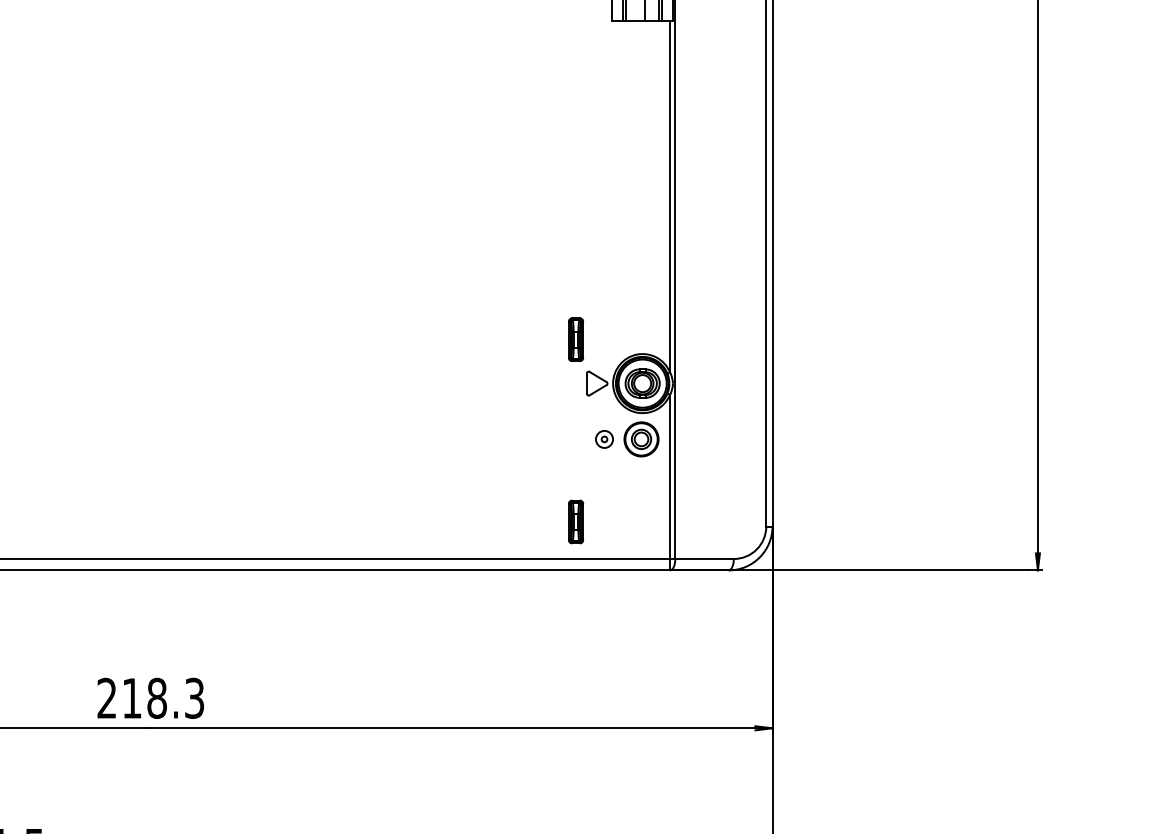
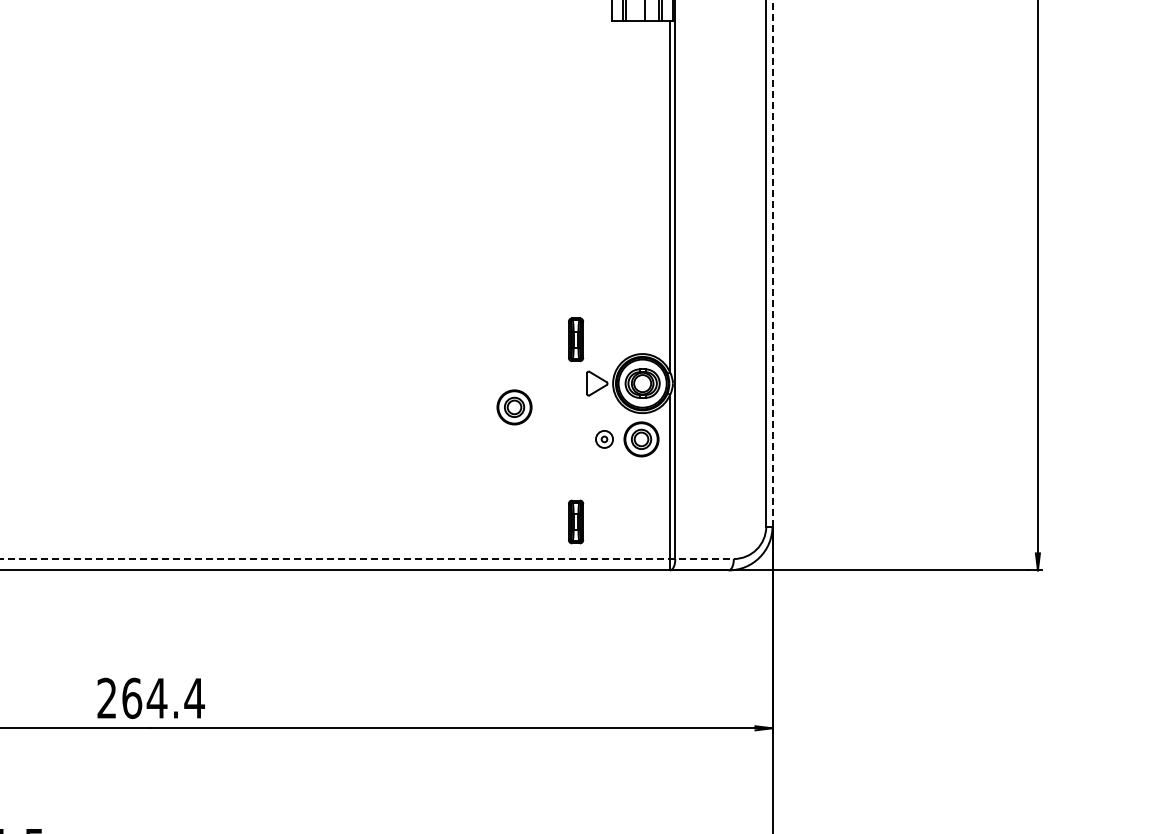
line: solid -> dashed (772, 263)
part: none -> present (514, 407)
line: solid -> dashed (367, 559)
text: 218.3 -> 264.4 (163, 697)
